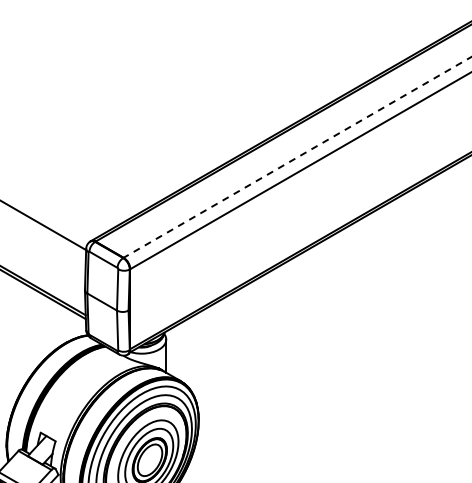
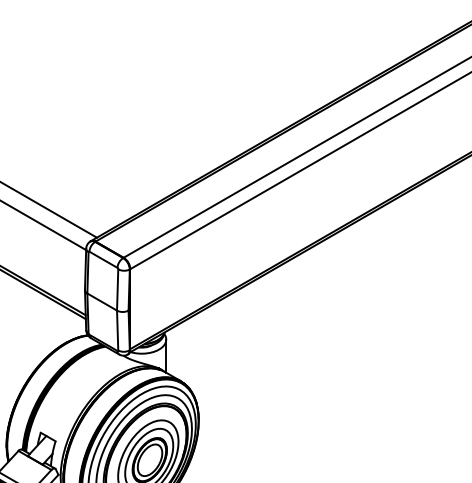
line: dashed -> solid (297, 157)
line: none -> present (49, 210)
